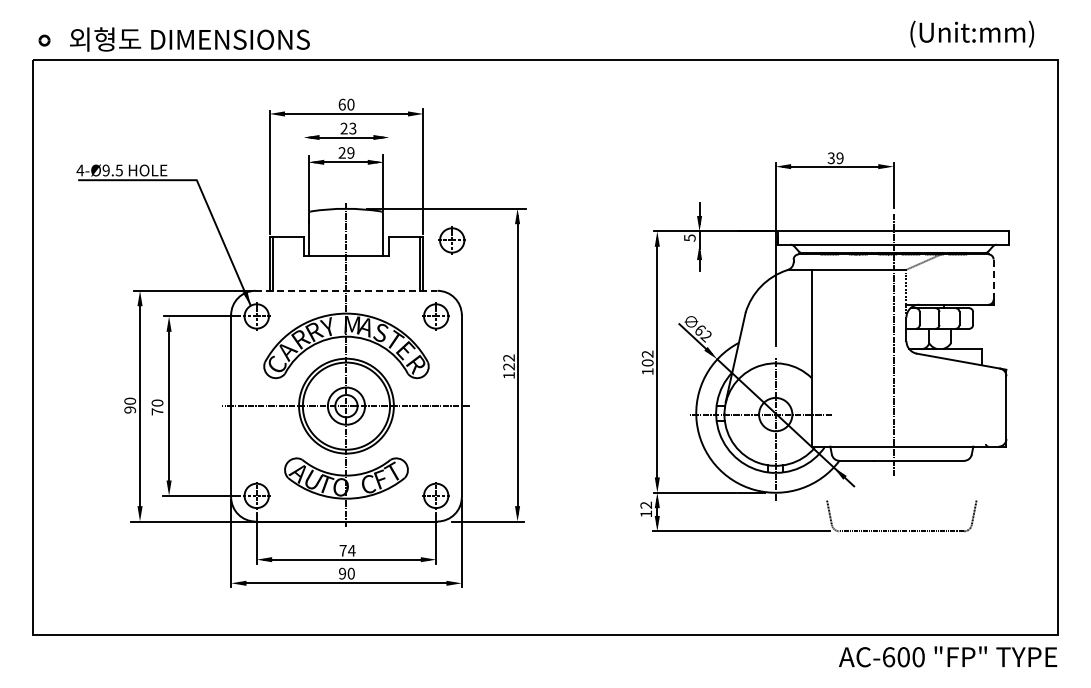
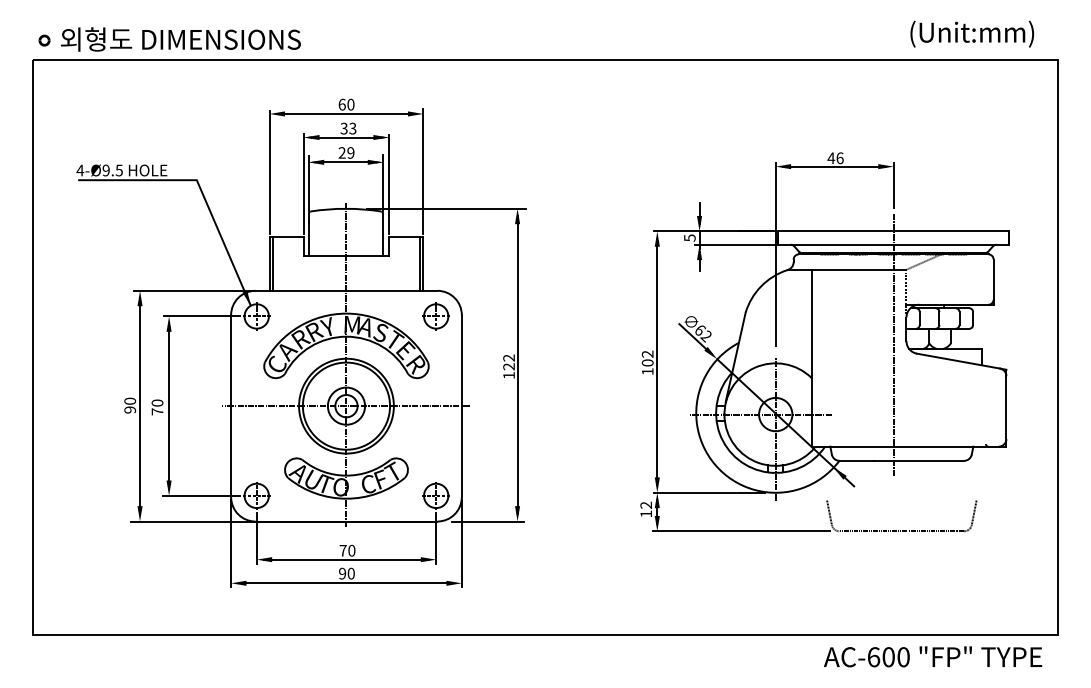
text position: (189, 39) -> (180, 39) (180, 39)
text: 23 -> 33 (343, 128)
text: 39 -> 46 (835, 158)
line: none -> present (304, 183)
line: none -> present (388, 184)
part: present -> none (451, 240)
line: none -> present (734, 244)
line: dashed -> solid (993, 279)
line: dashed -> solid (346, 290)
text: 74 -> 70 (351, 550)
text position: (948, 656) -> (933, 656) (933, 656)
